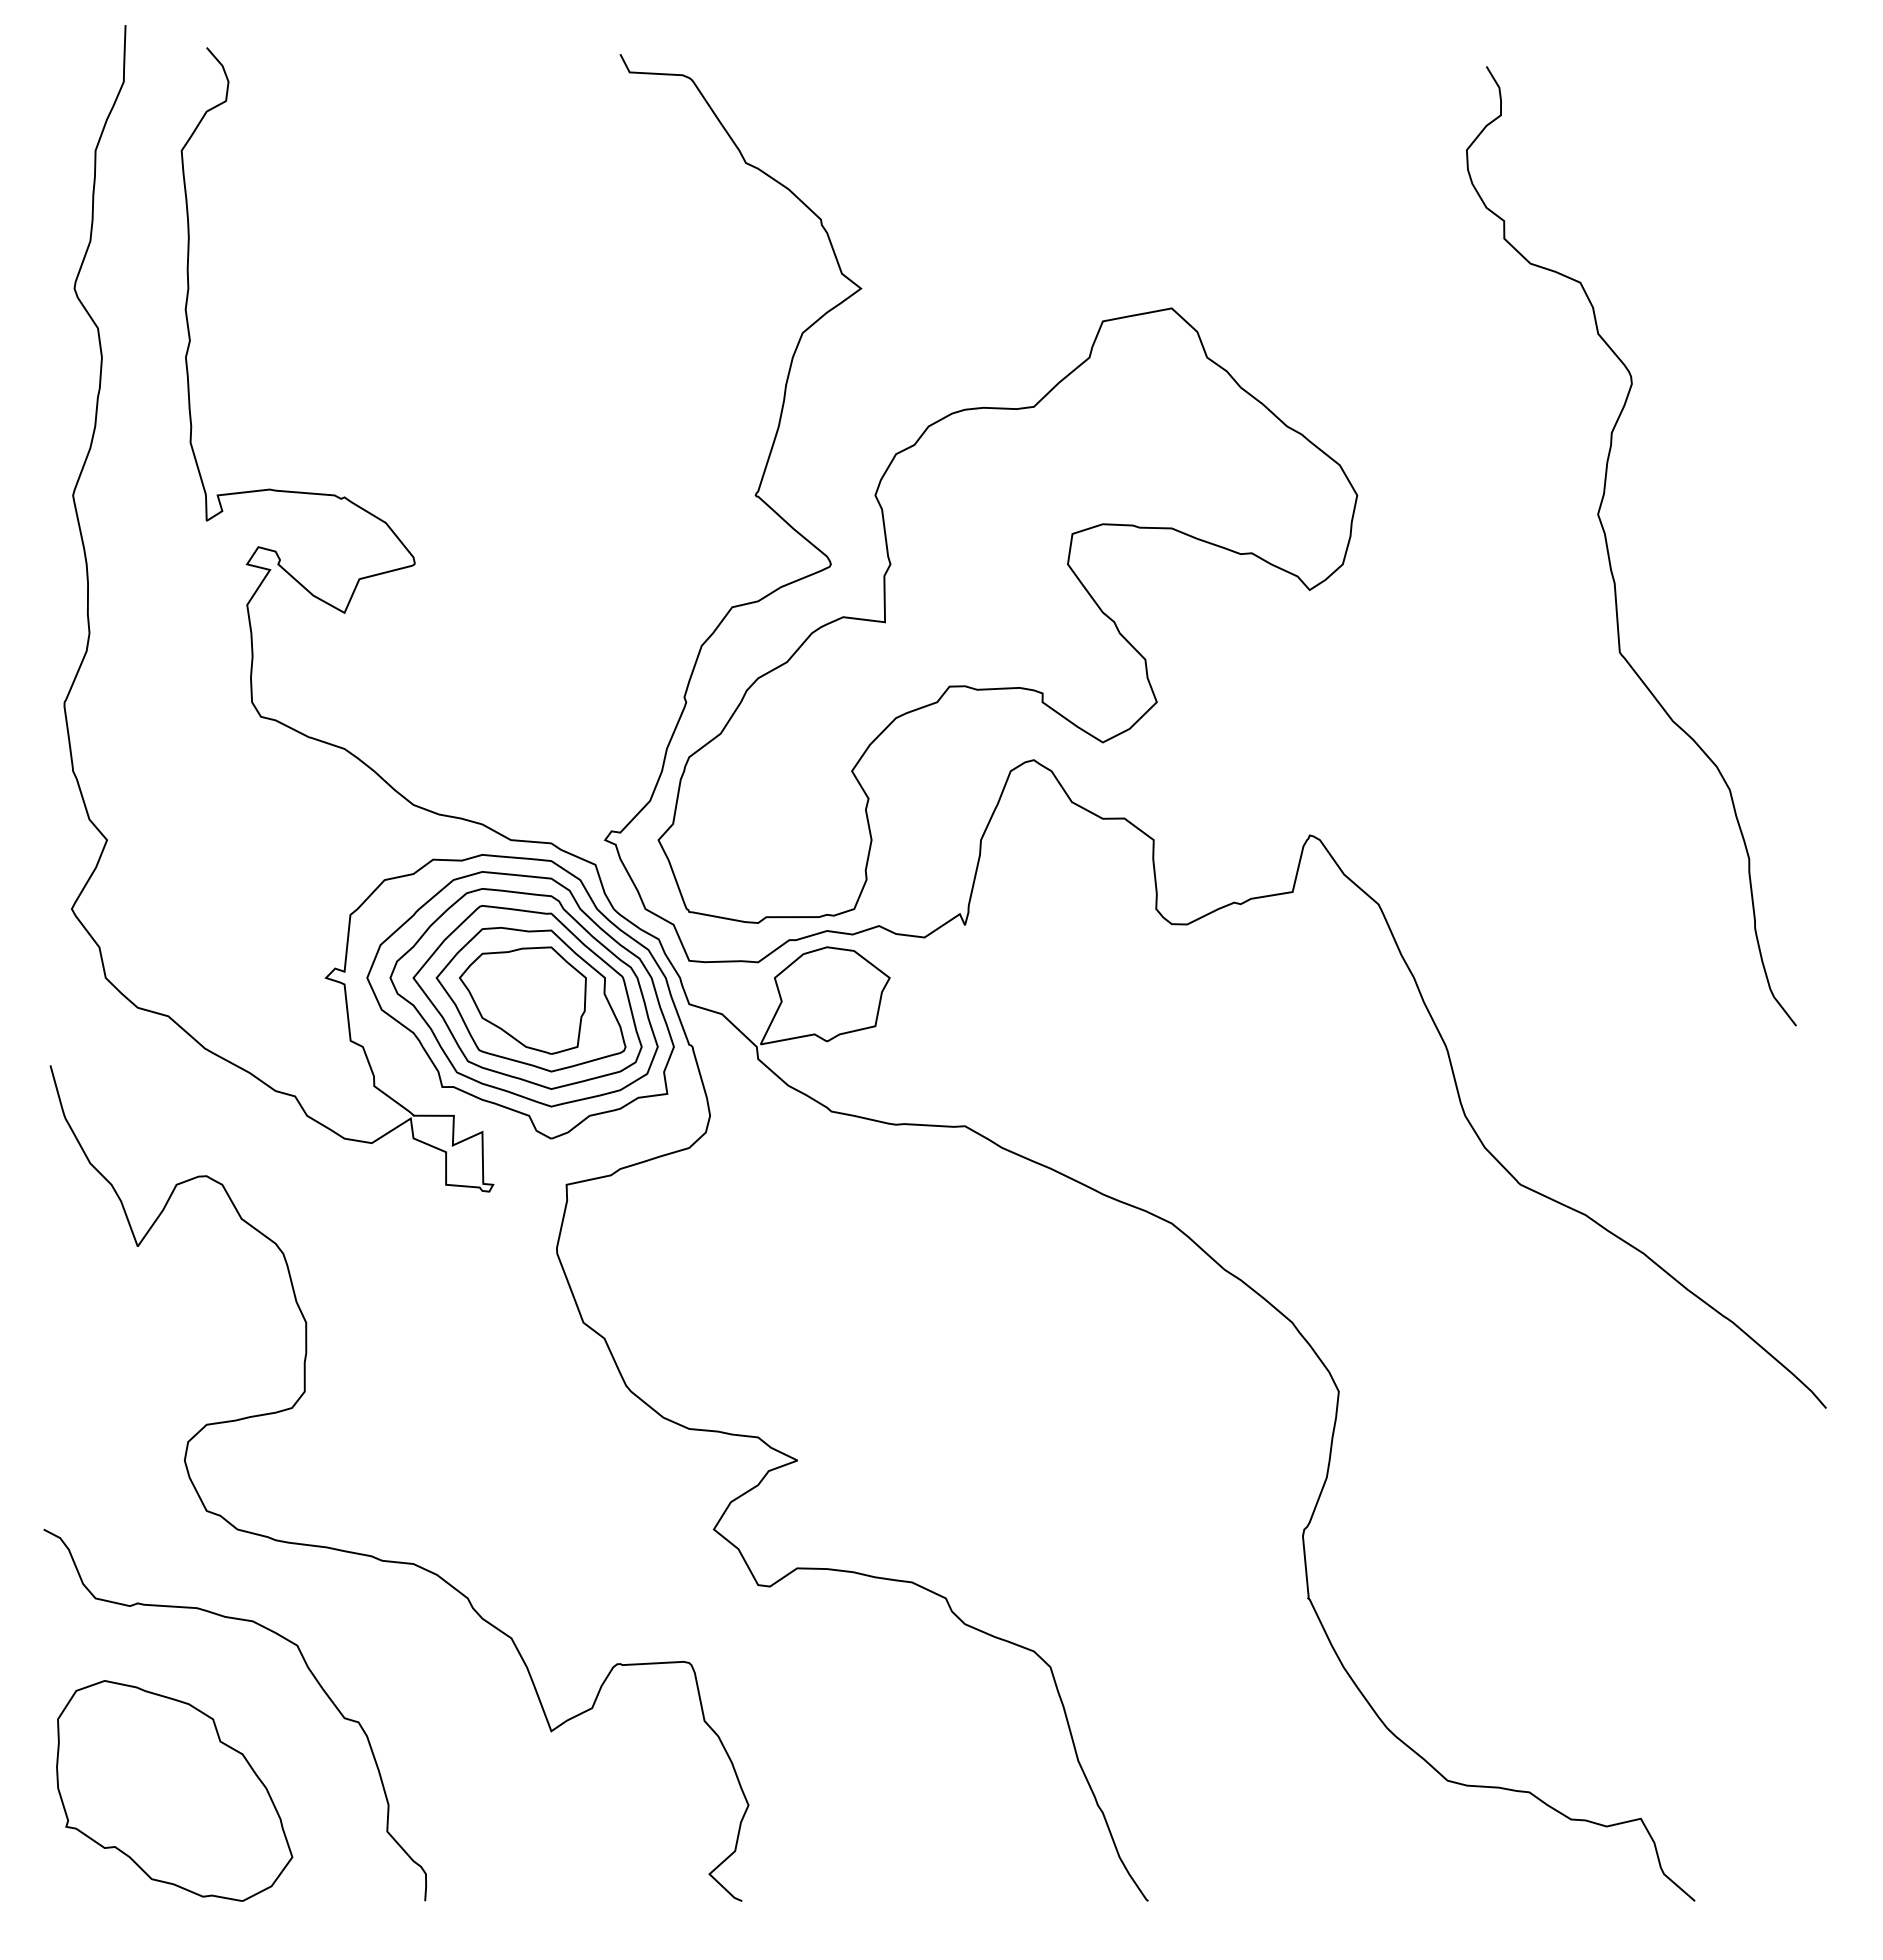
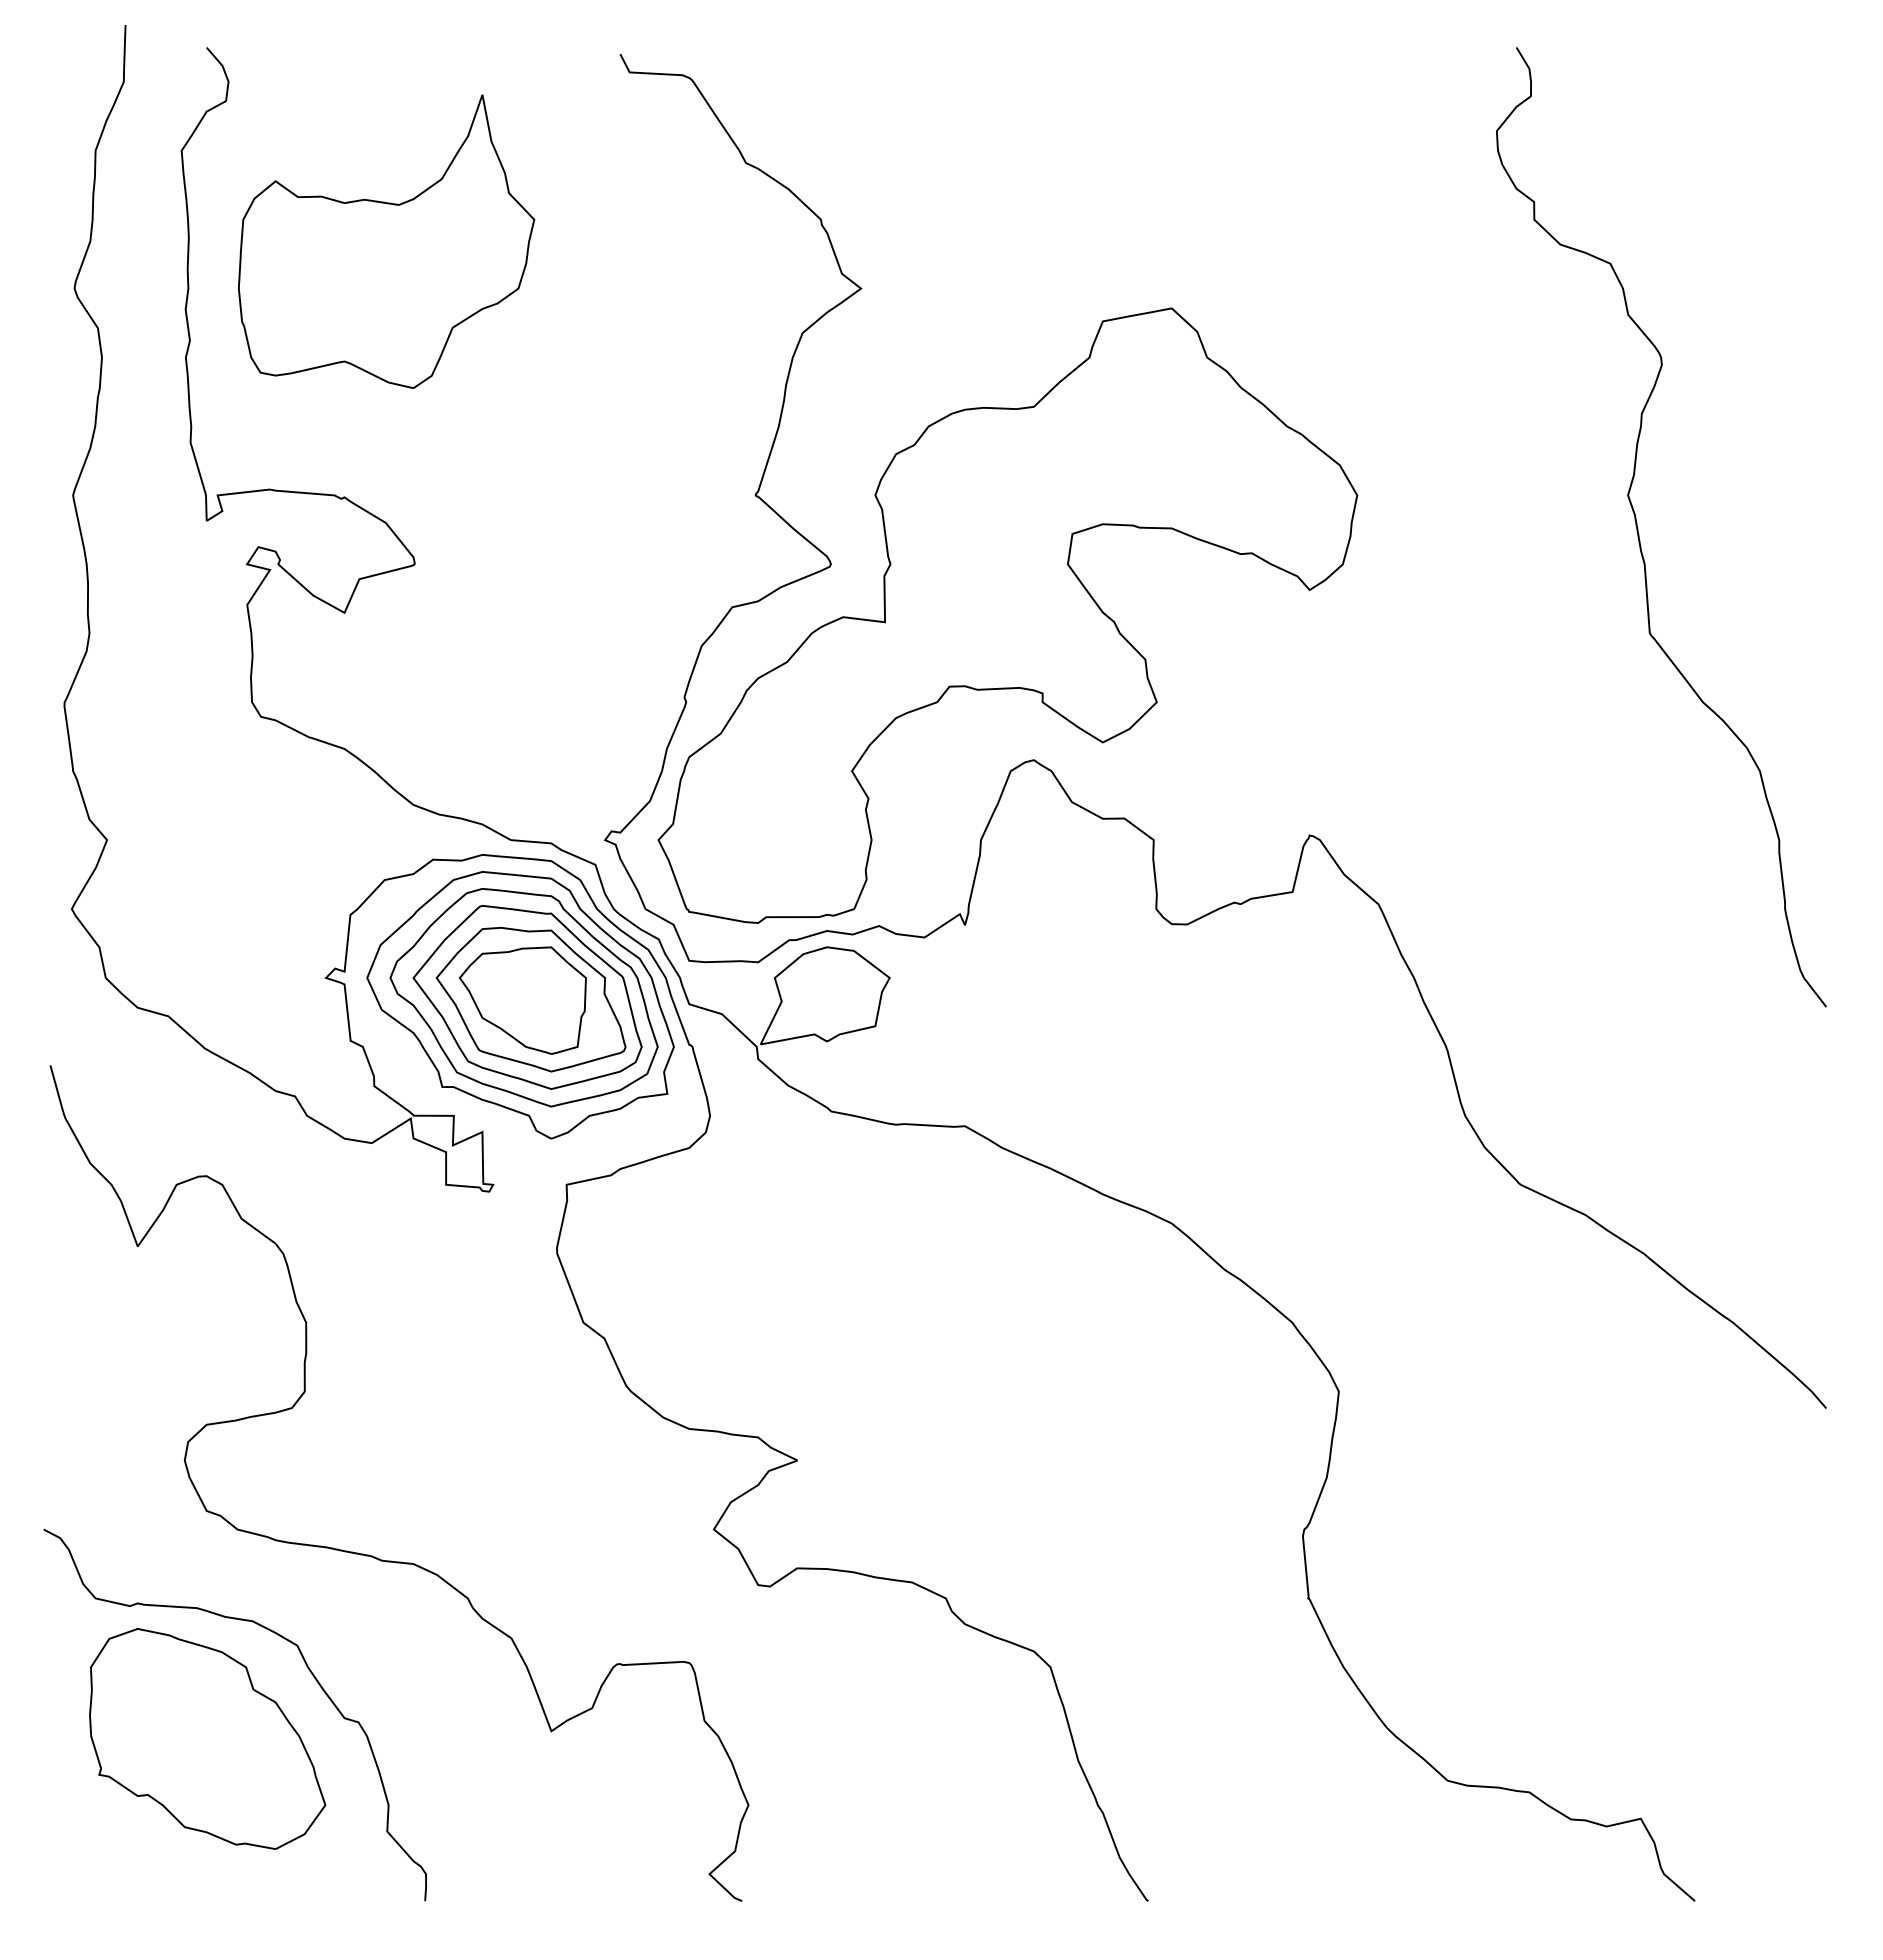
part: none -> present (386, 241)
curve position: (1608, 547) -> (1638, 528) (1638, 528)
part position: (174, 1790) -> (207, 1738) (207, 1738)
